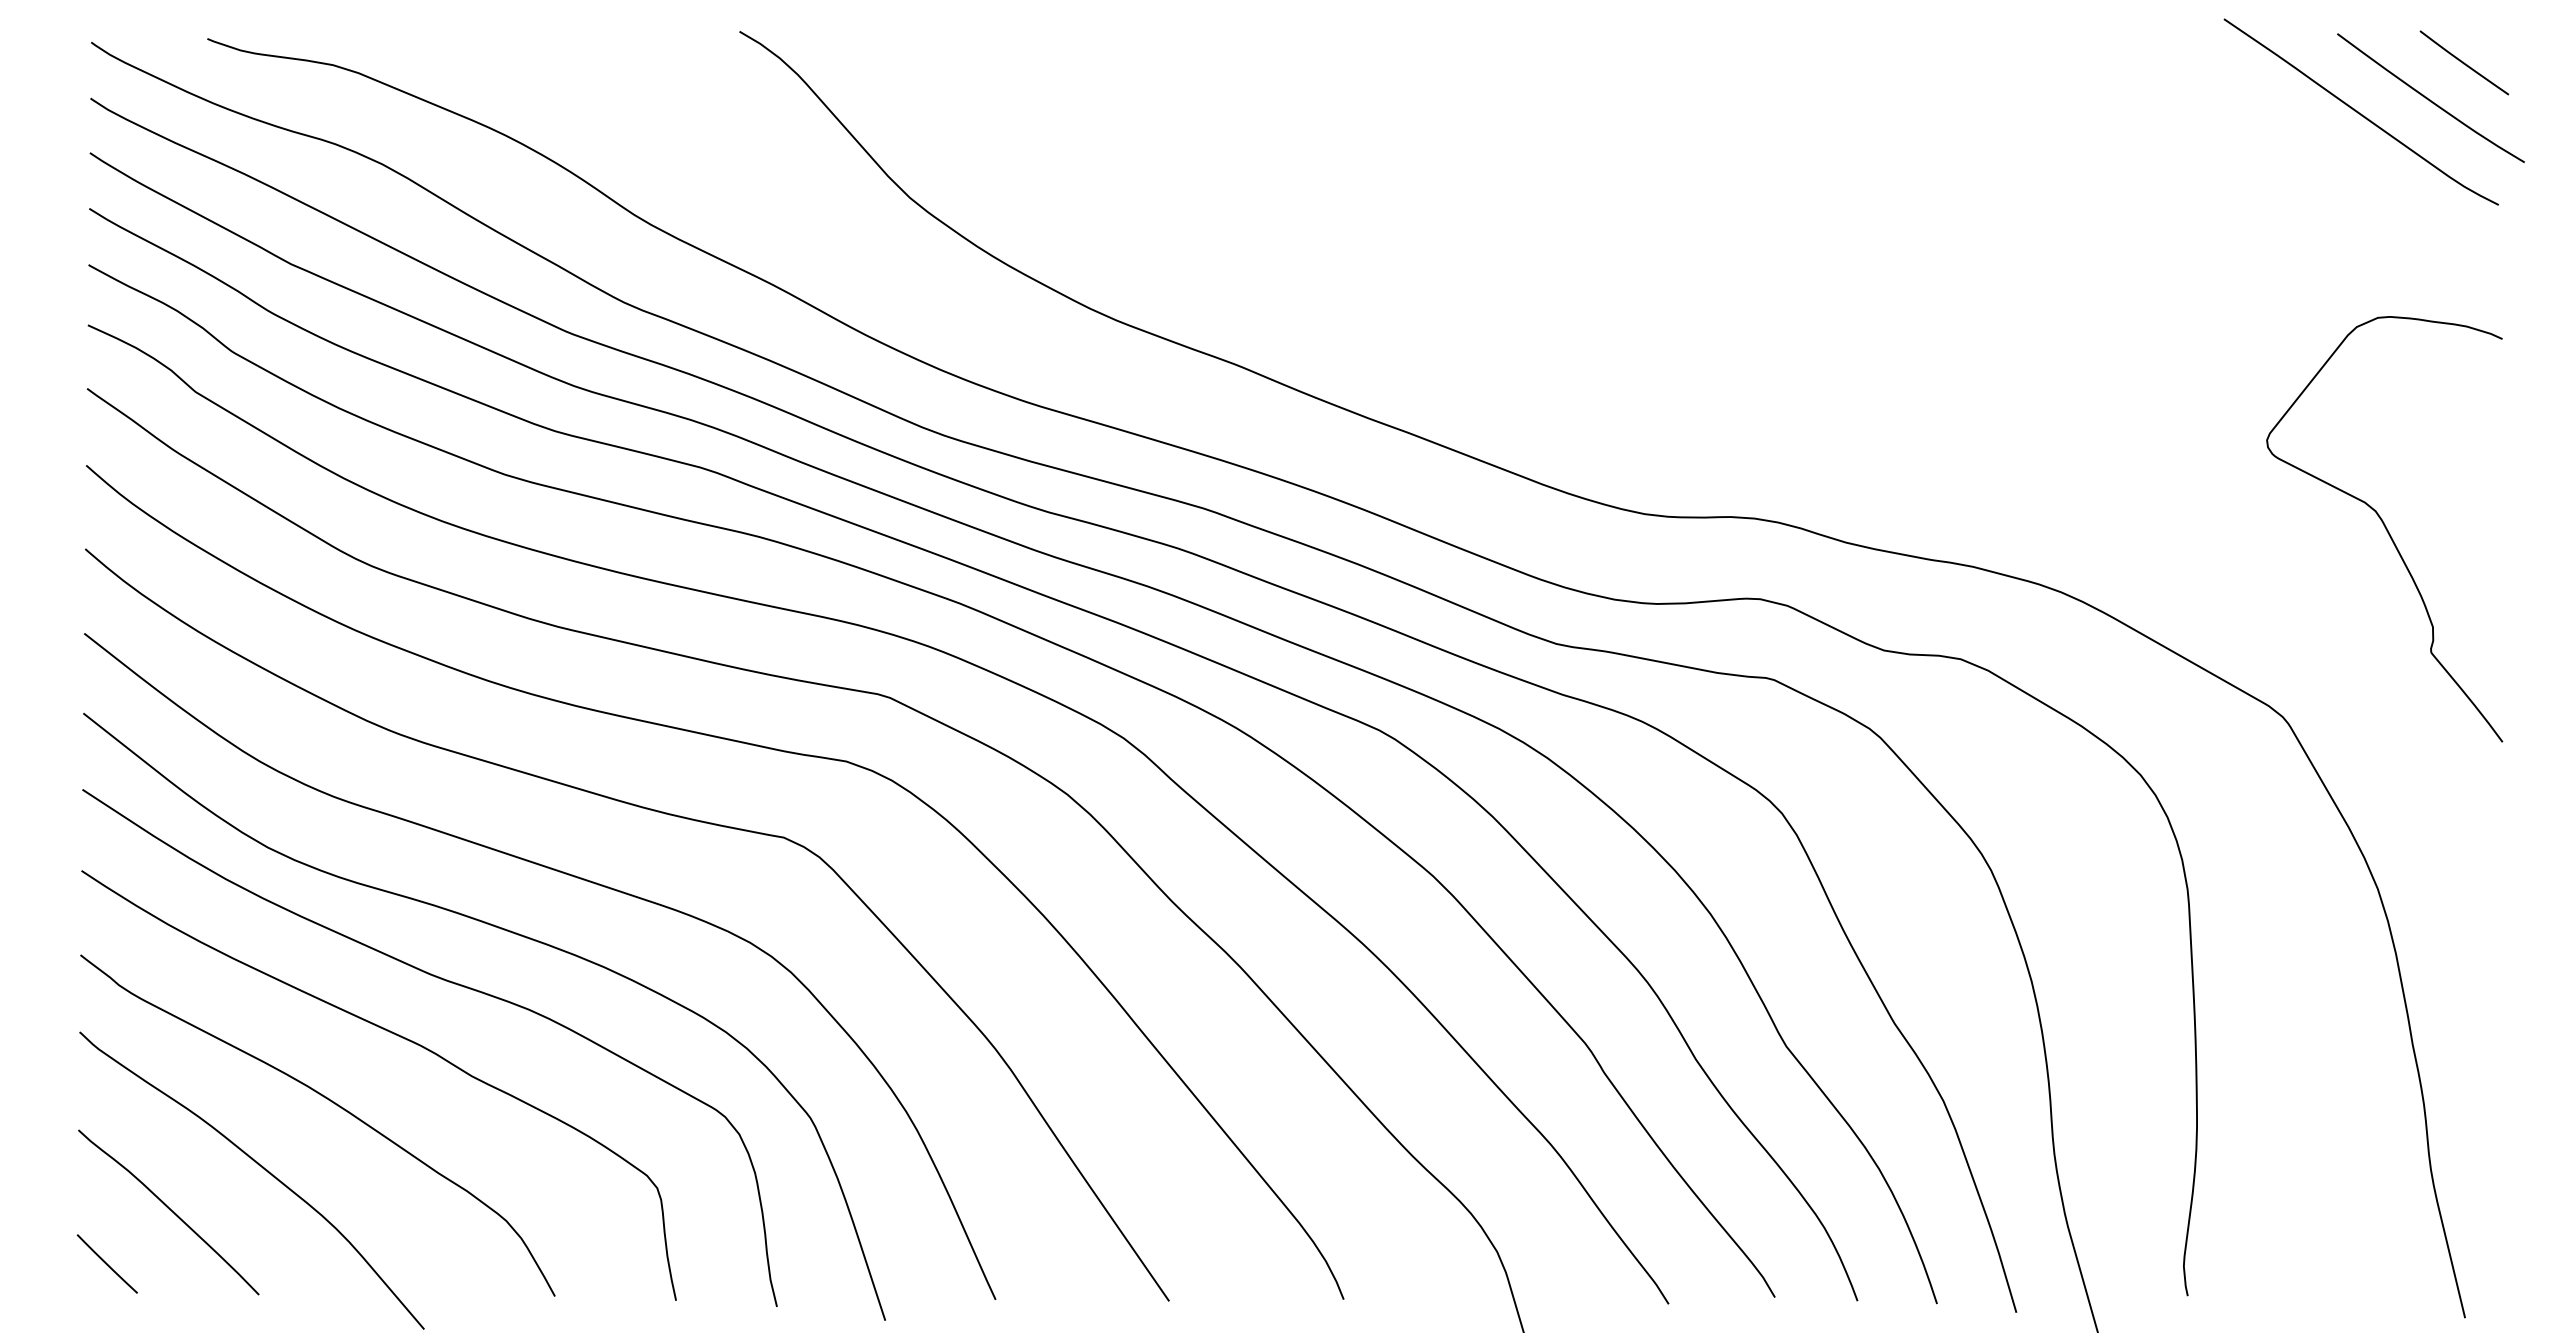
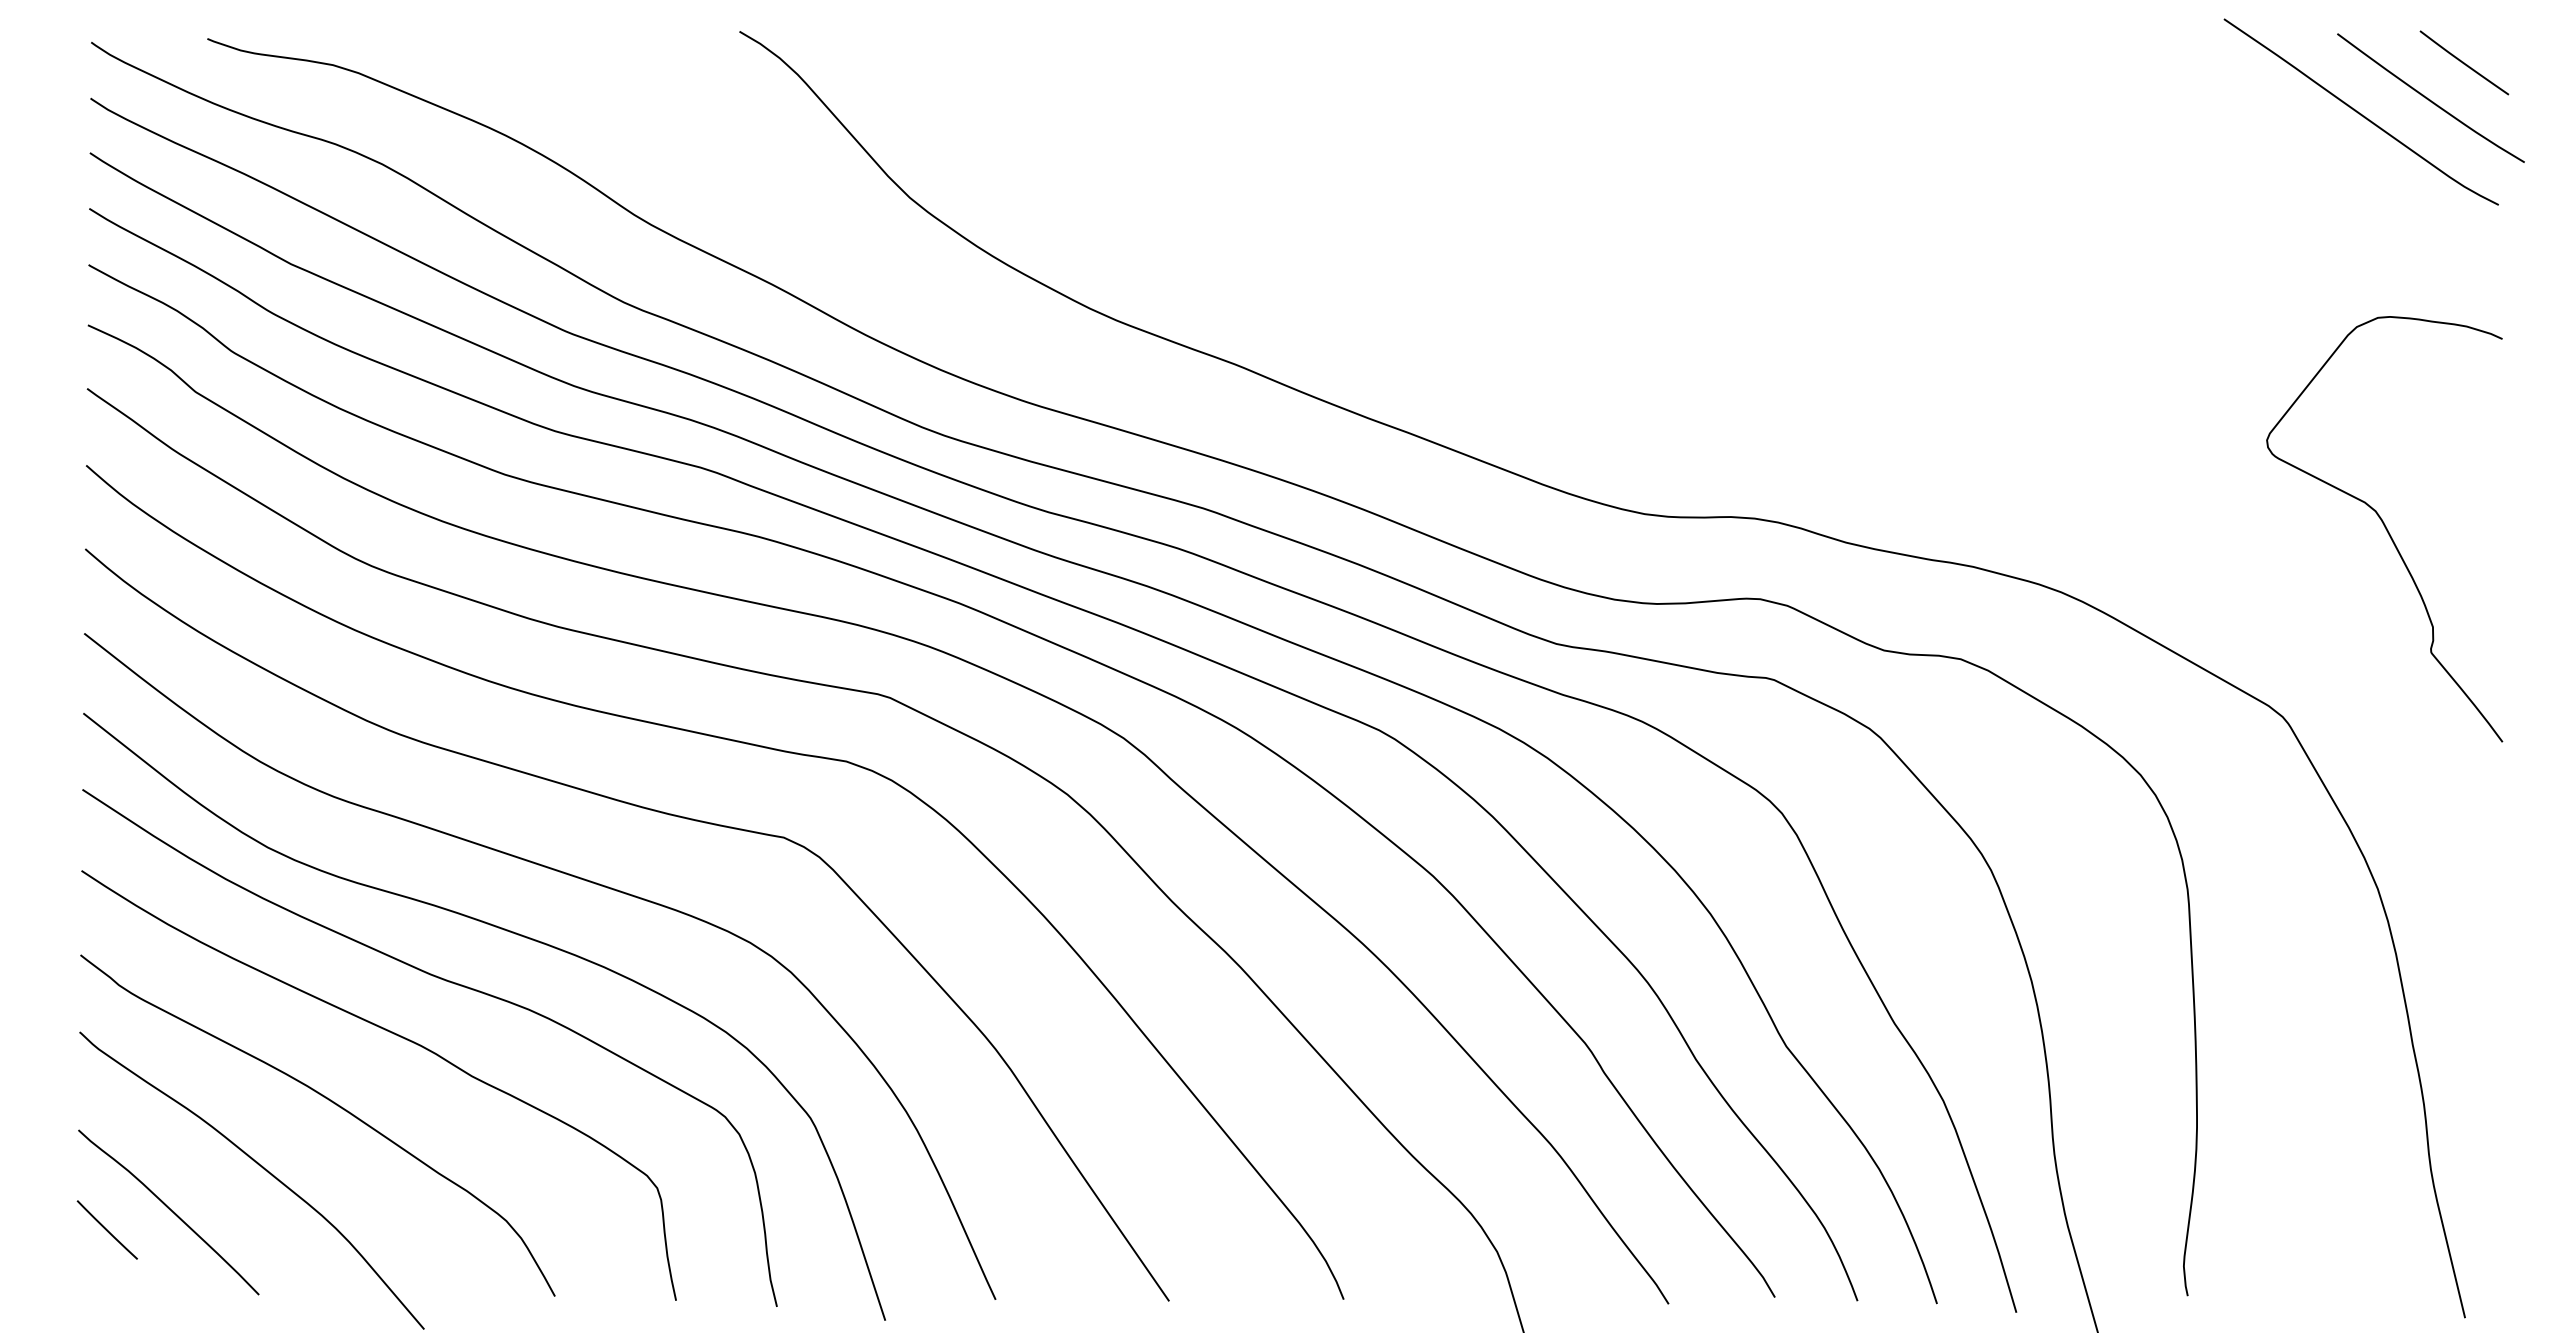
line position: (106, 1263) -> (106, 1229) (106, 1229)
